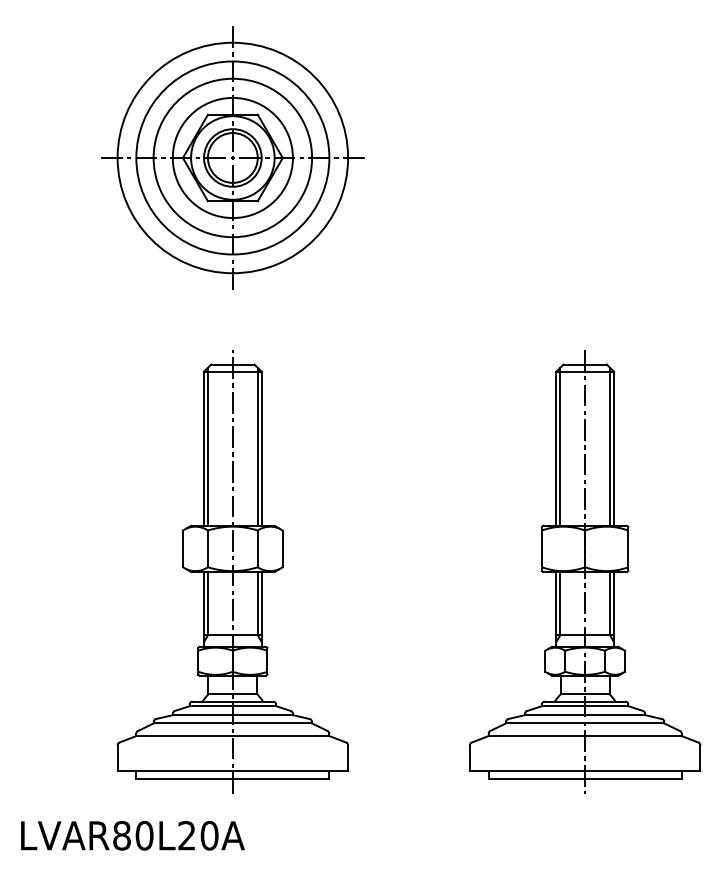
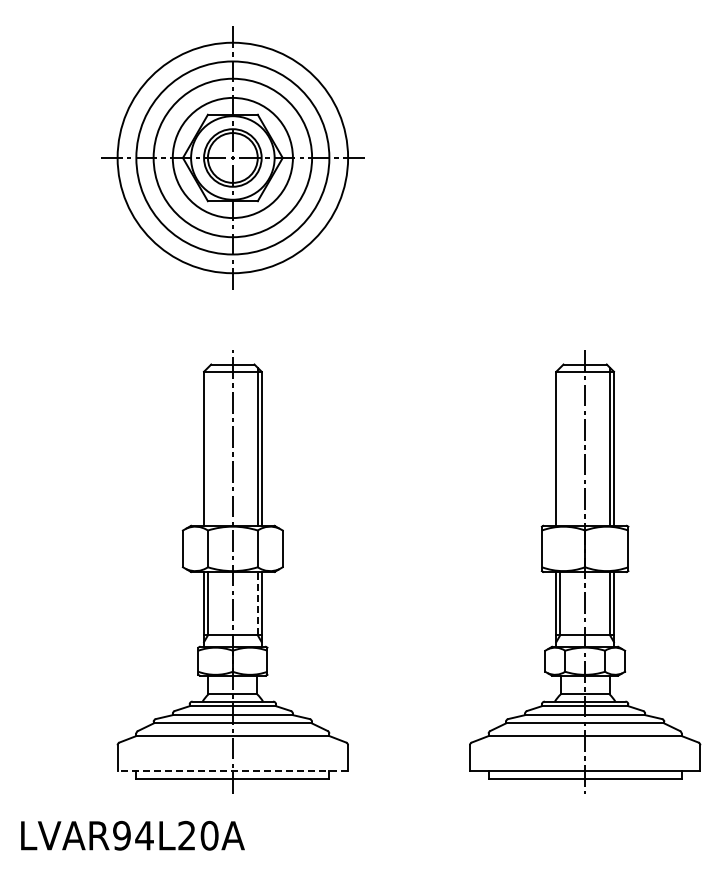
line: present -> none (207, 446)
line: present -> none (560, 446)
line: solid -> dashed (257, 603)
line: solid -> dashed (232, 770)
text: LVAR80L20A -> LVAR94L20A (133, 835)
